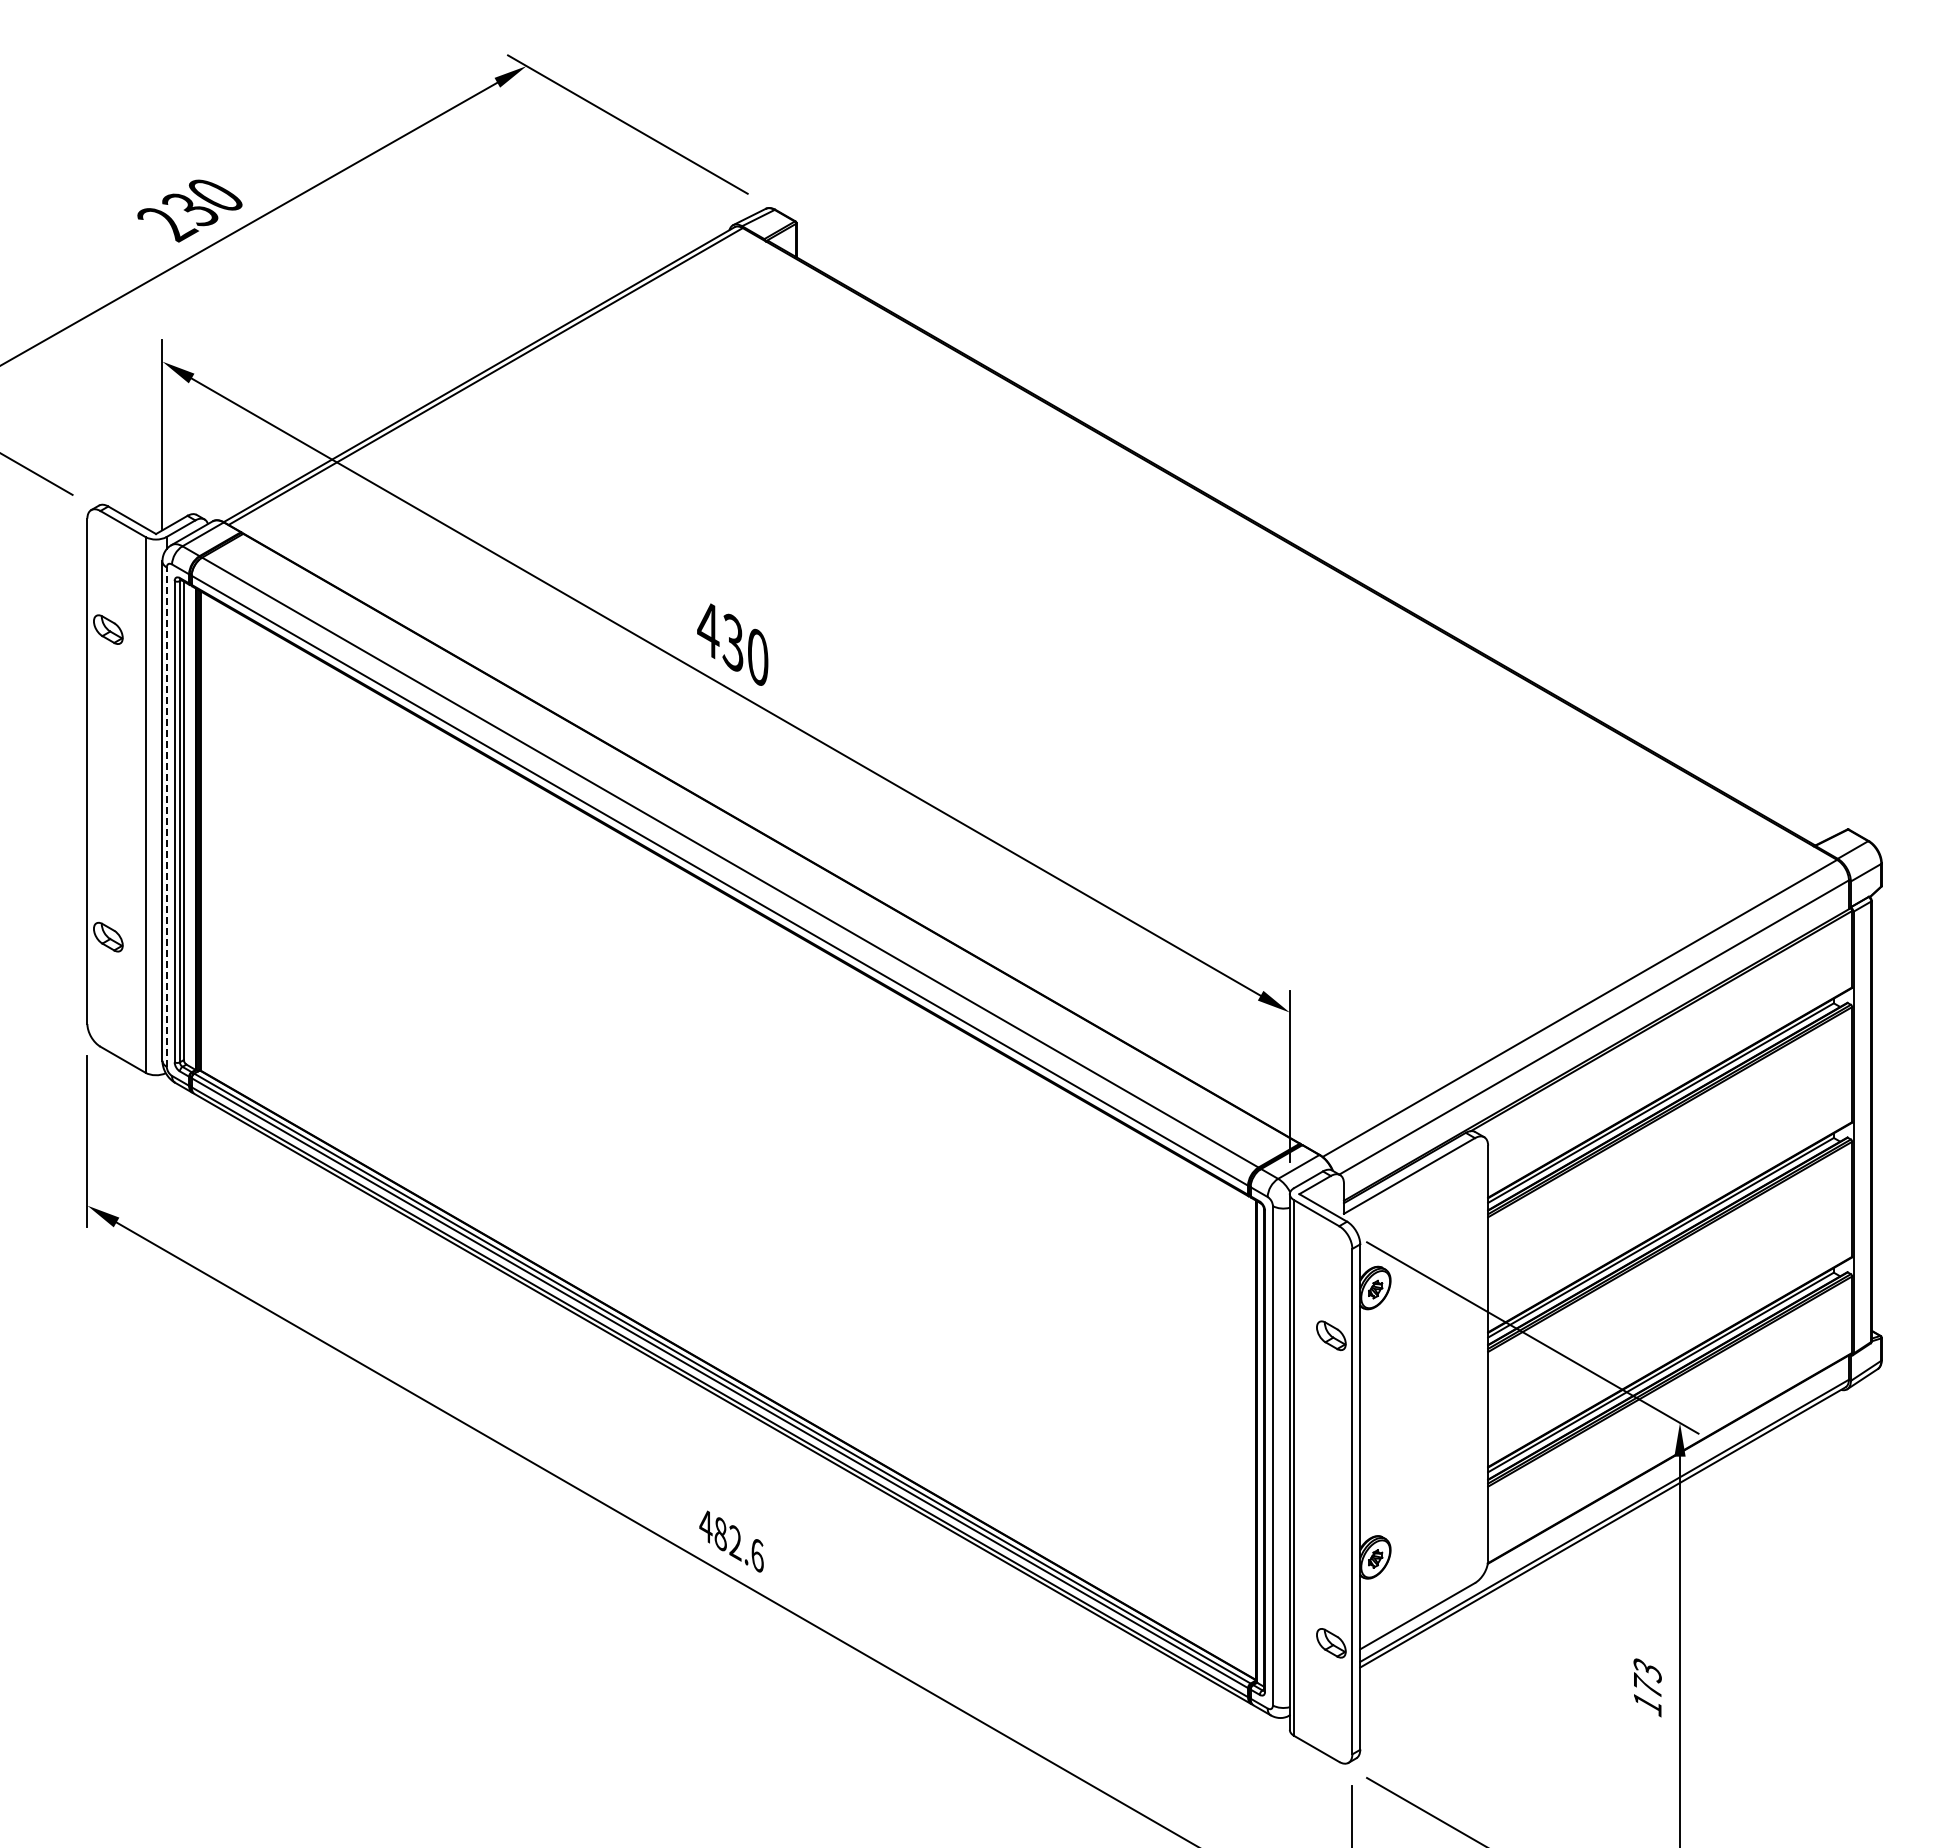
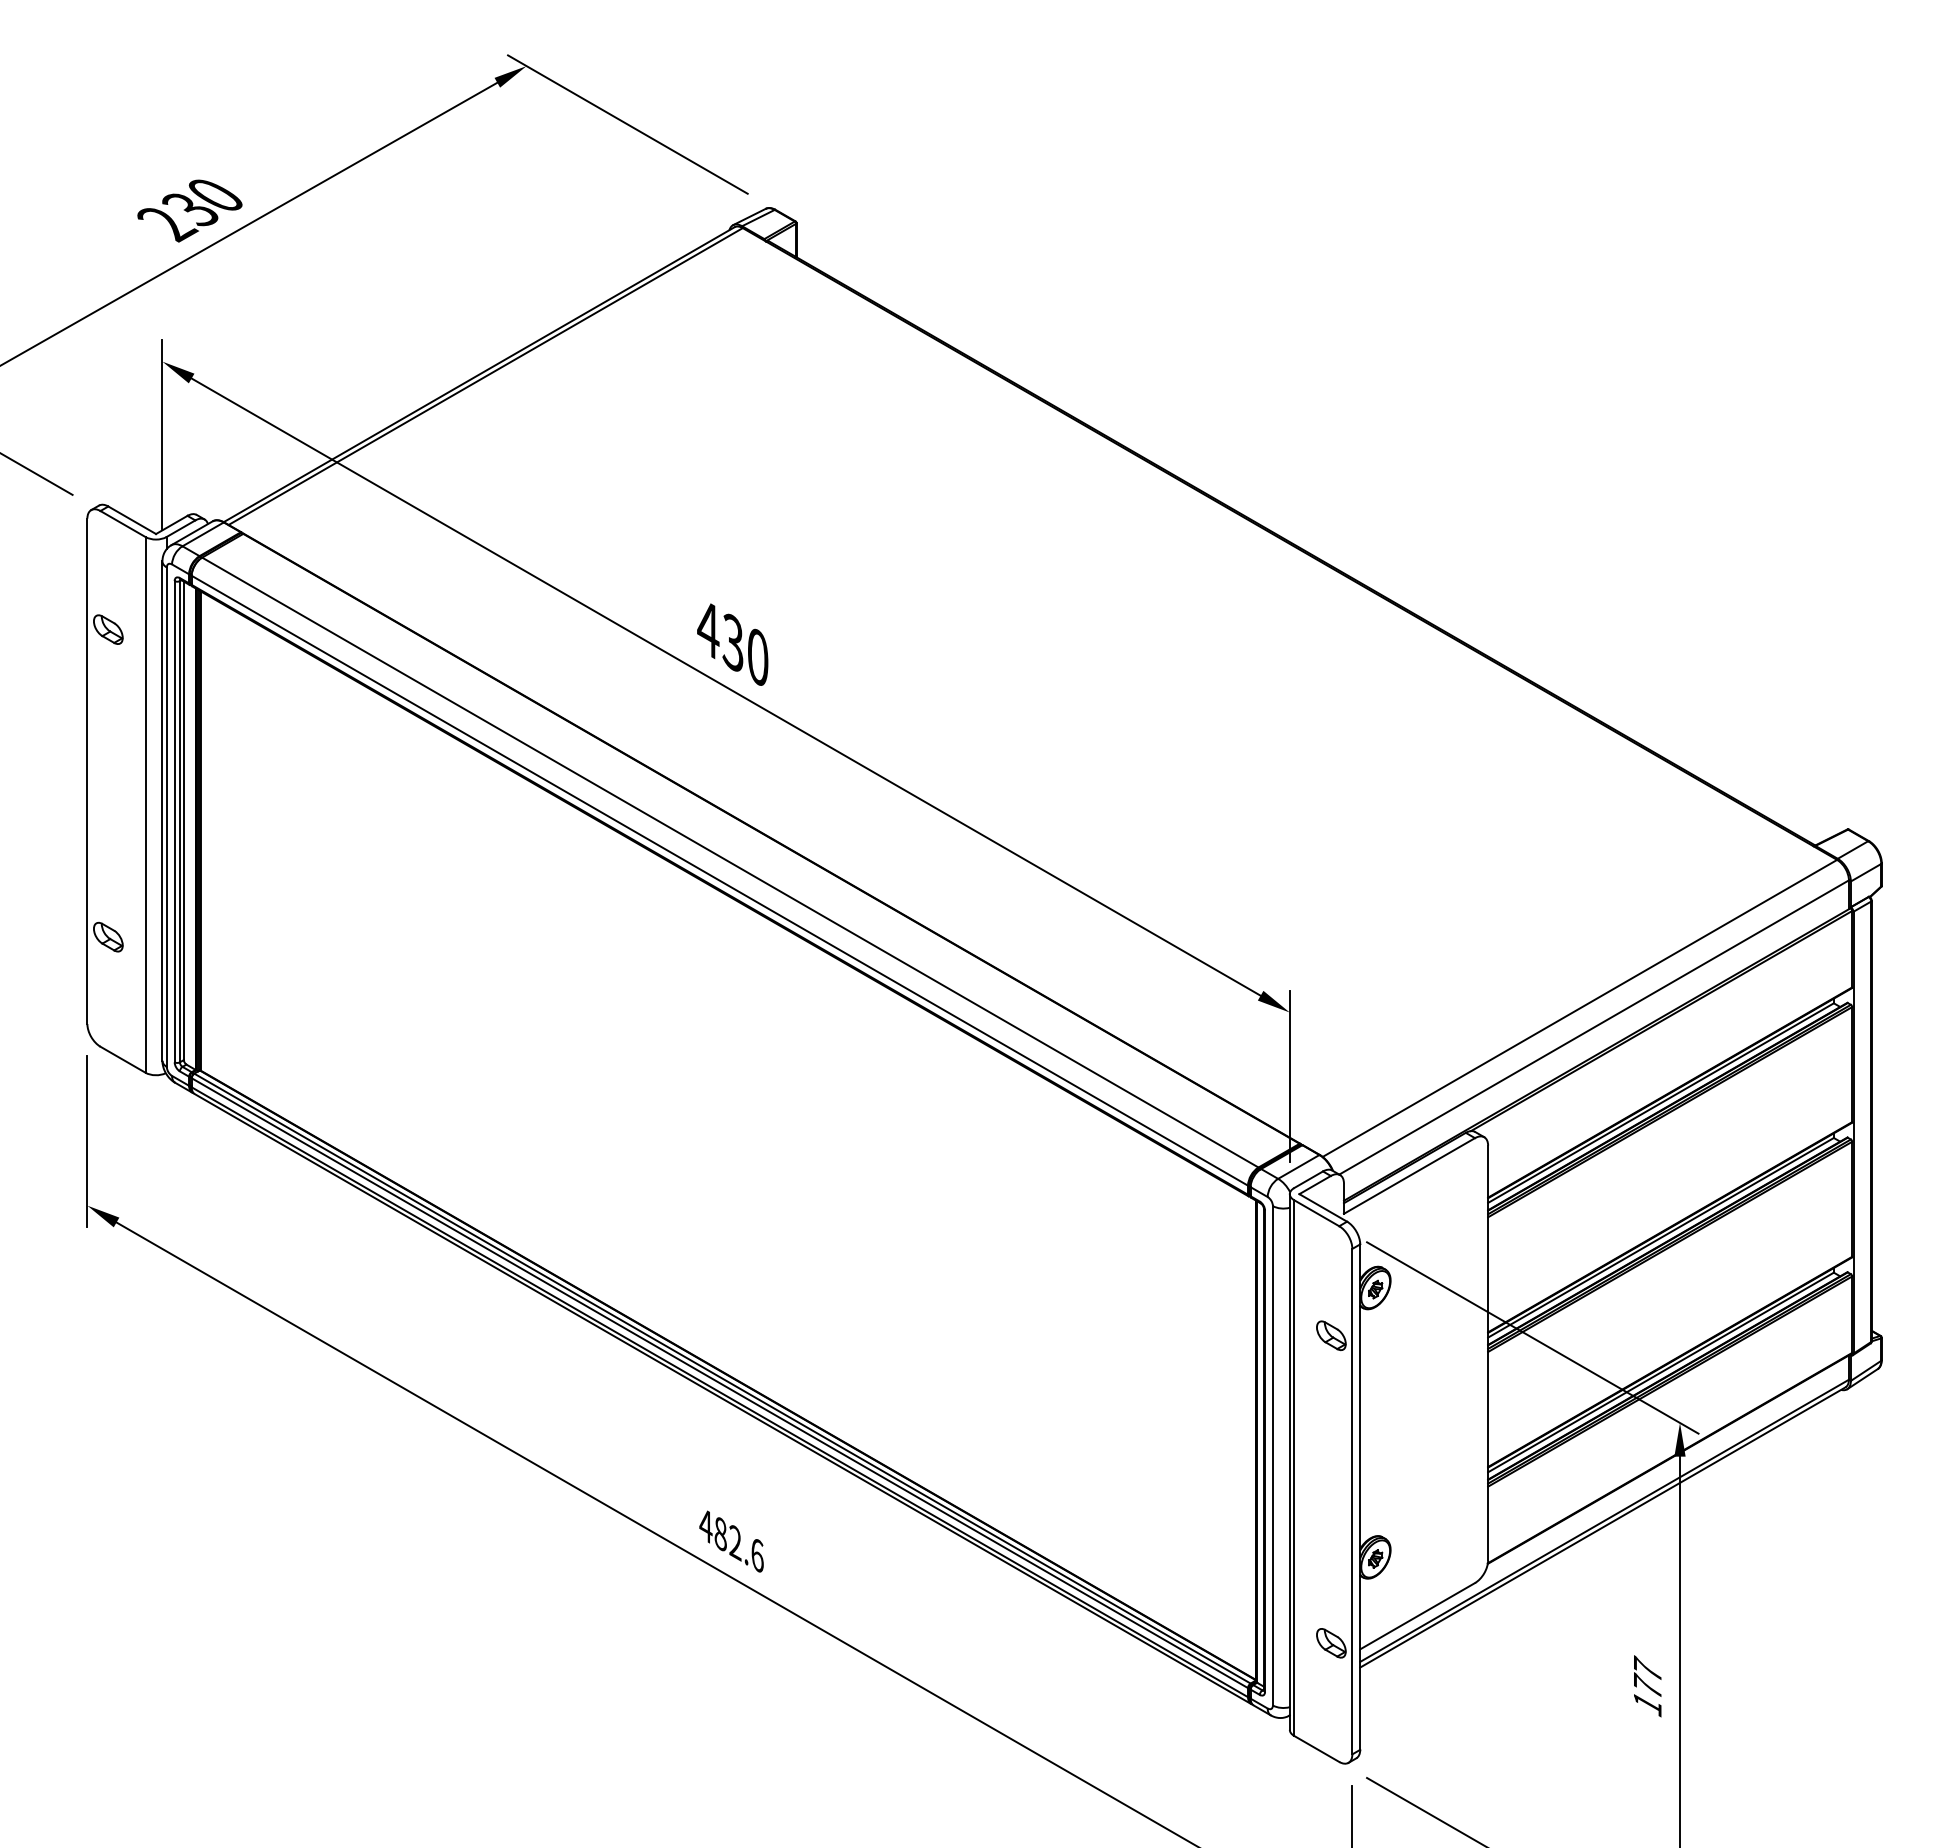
line: dashed -> solid (166, 817)
text: 173 -> 177 (1647, 1669)
